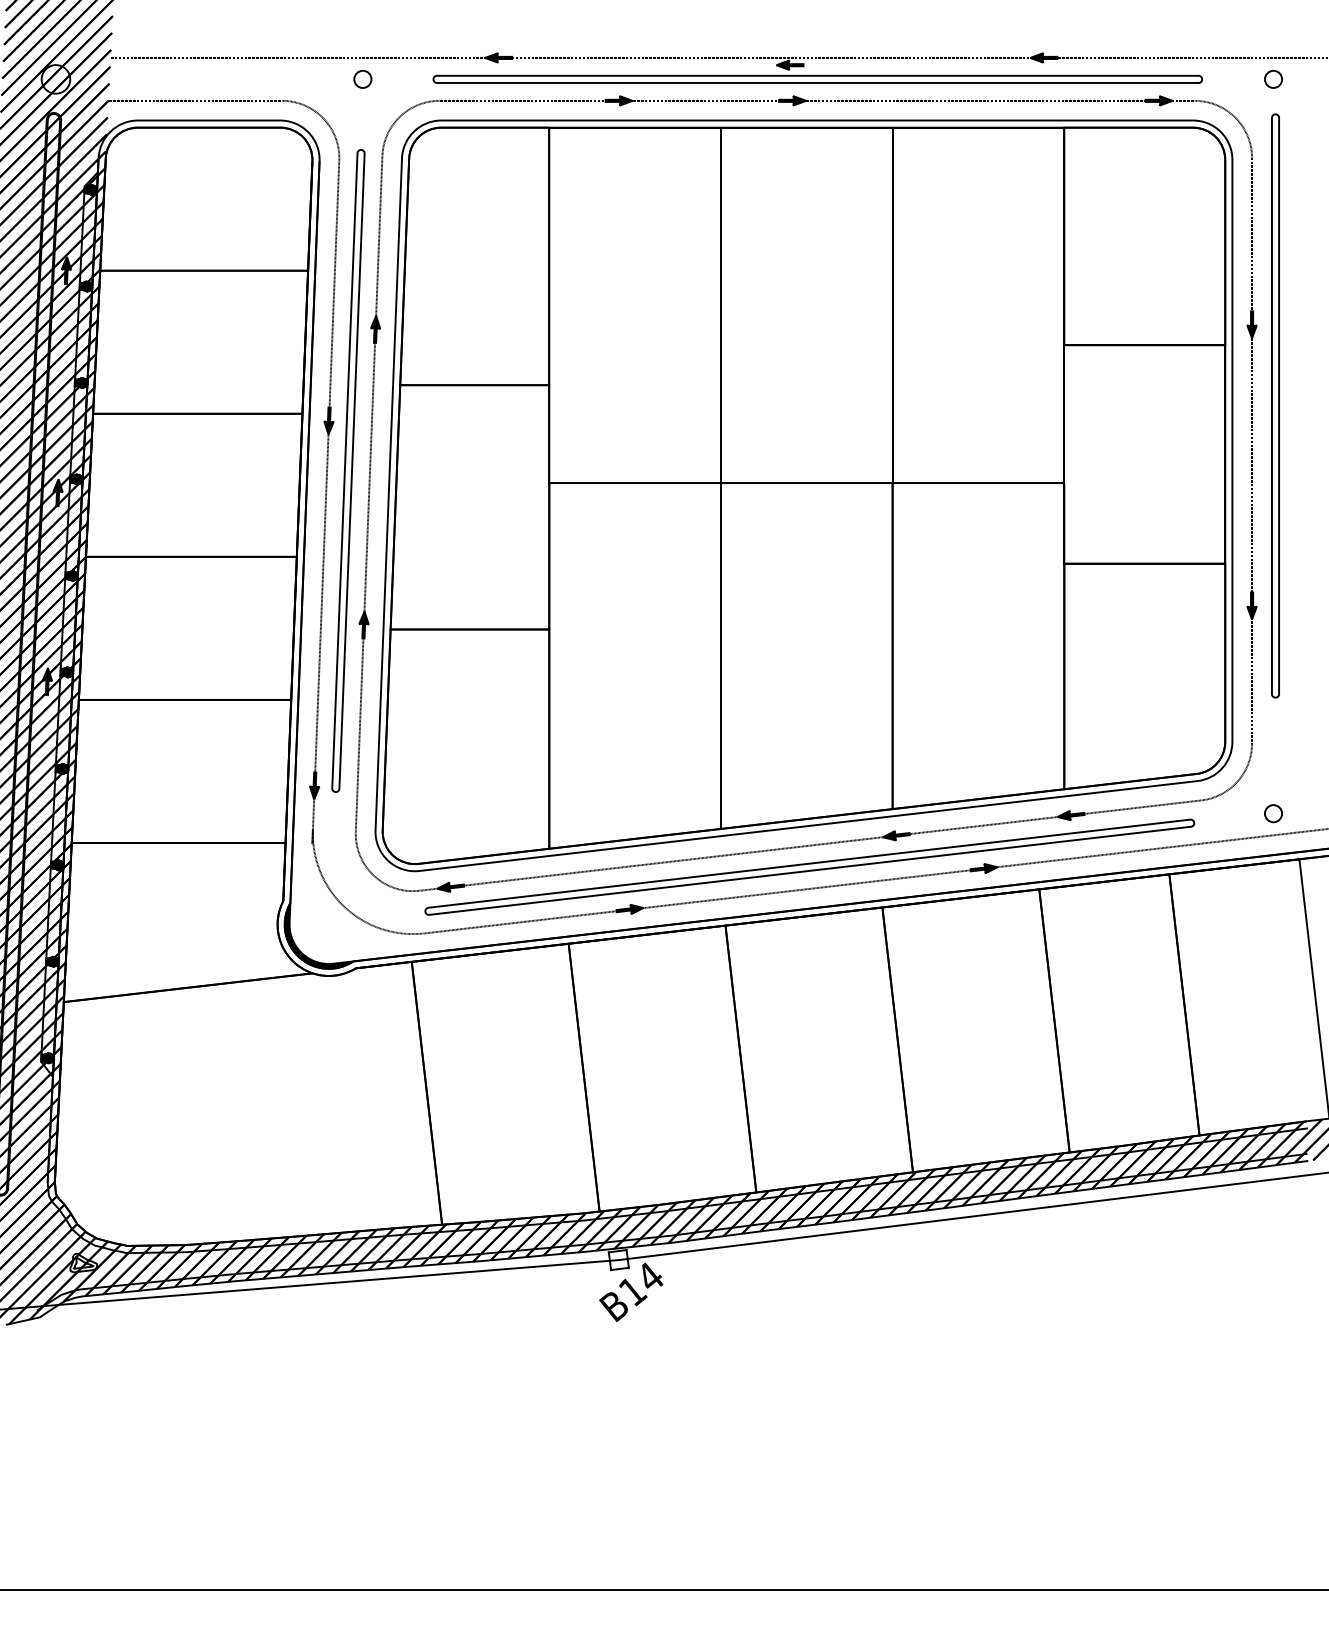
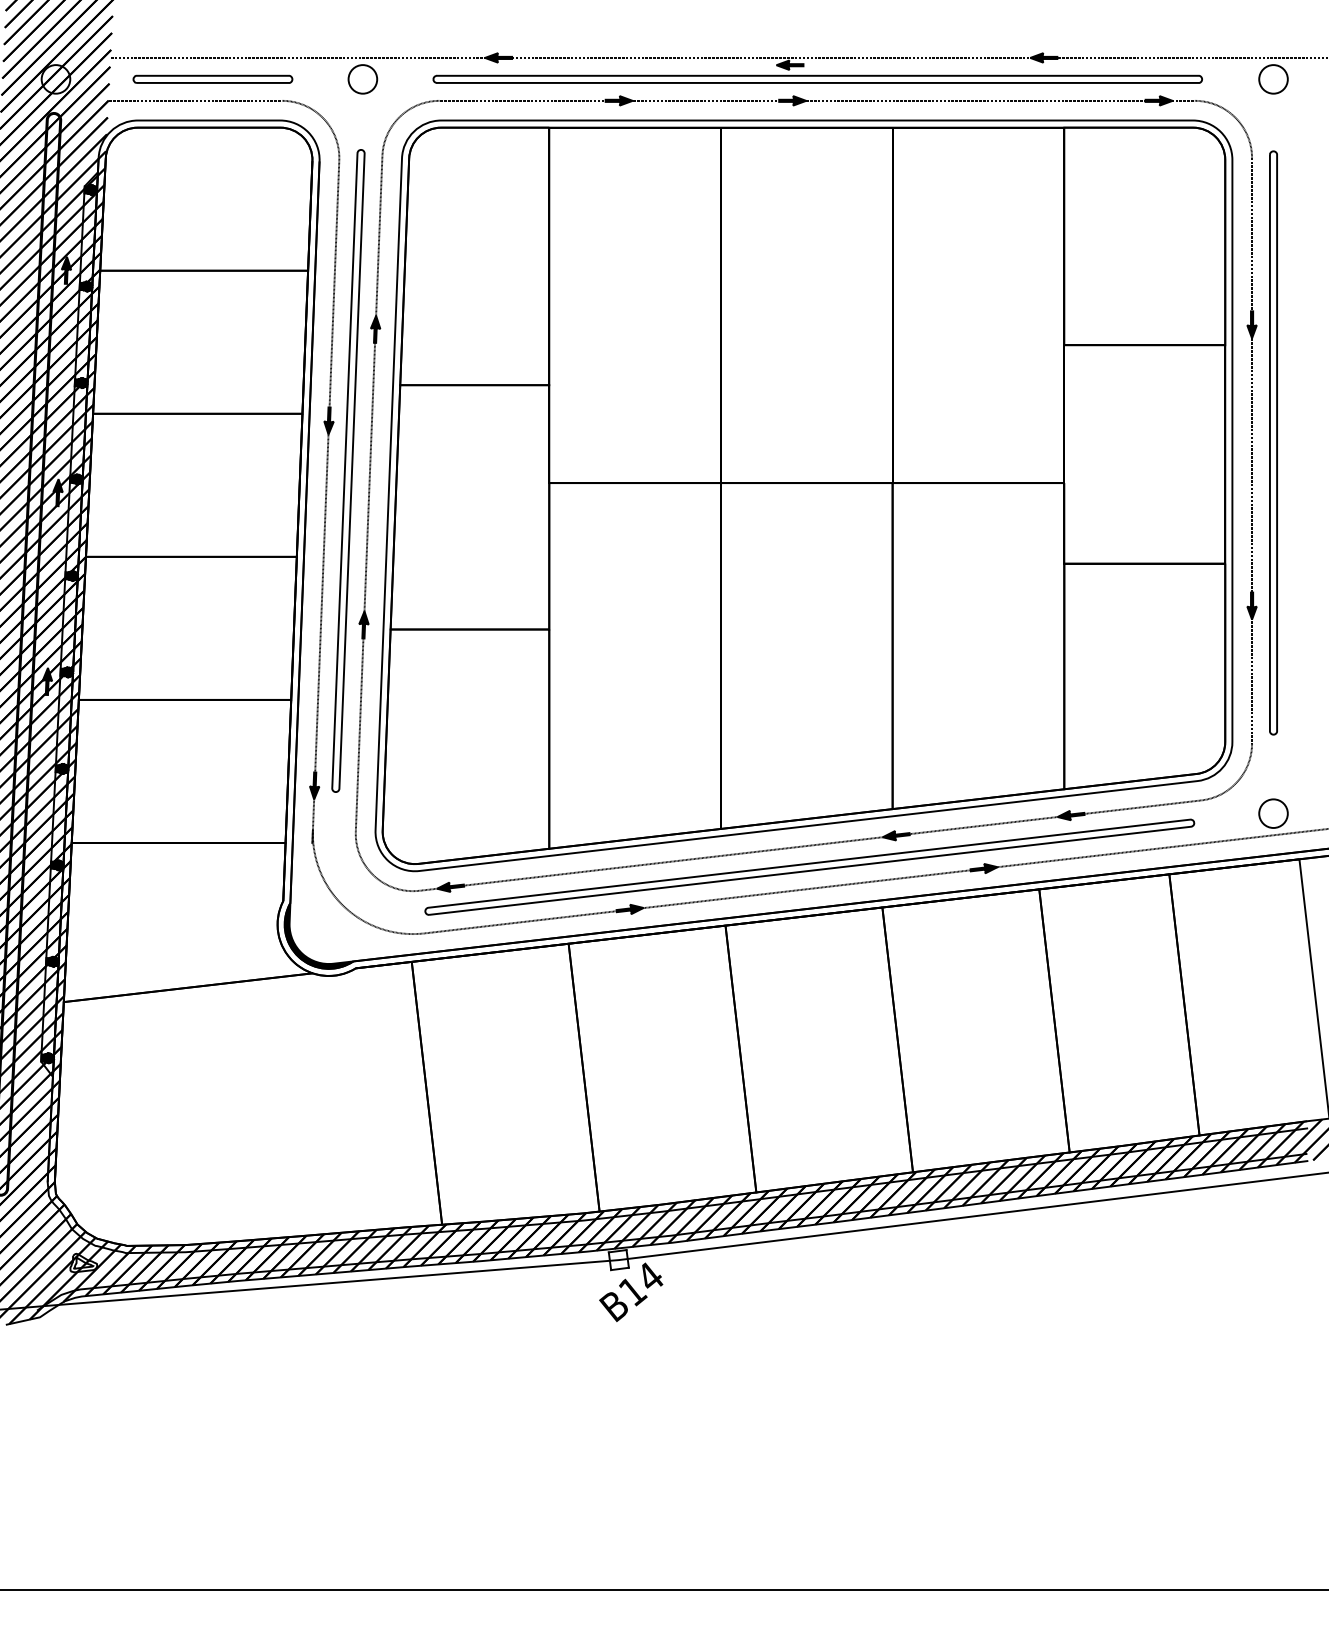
part: none -> present (212, 78)
circle diameter: 17 px -> 29 px (362, 79)
circle diameter: 17 px -> 29 px (1273, 79)
part position: (1275, 405) -> (1273, 442) (1273, 442)
circle diameter: 17 px -> 29 px (1273, 813)
